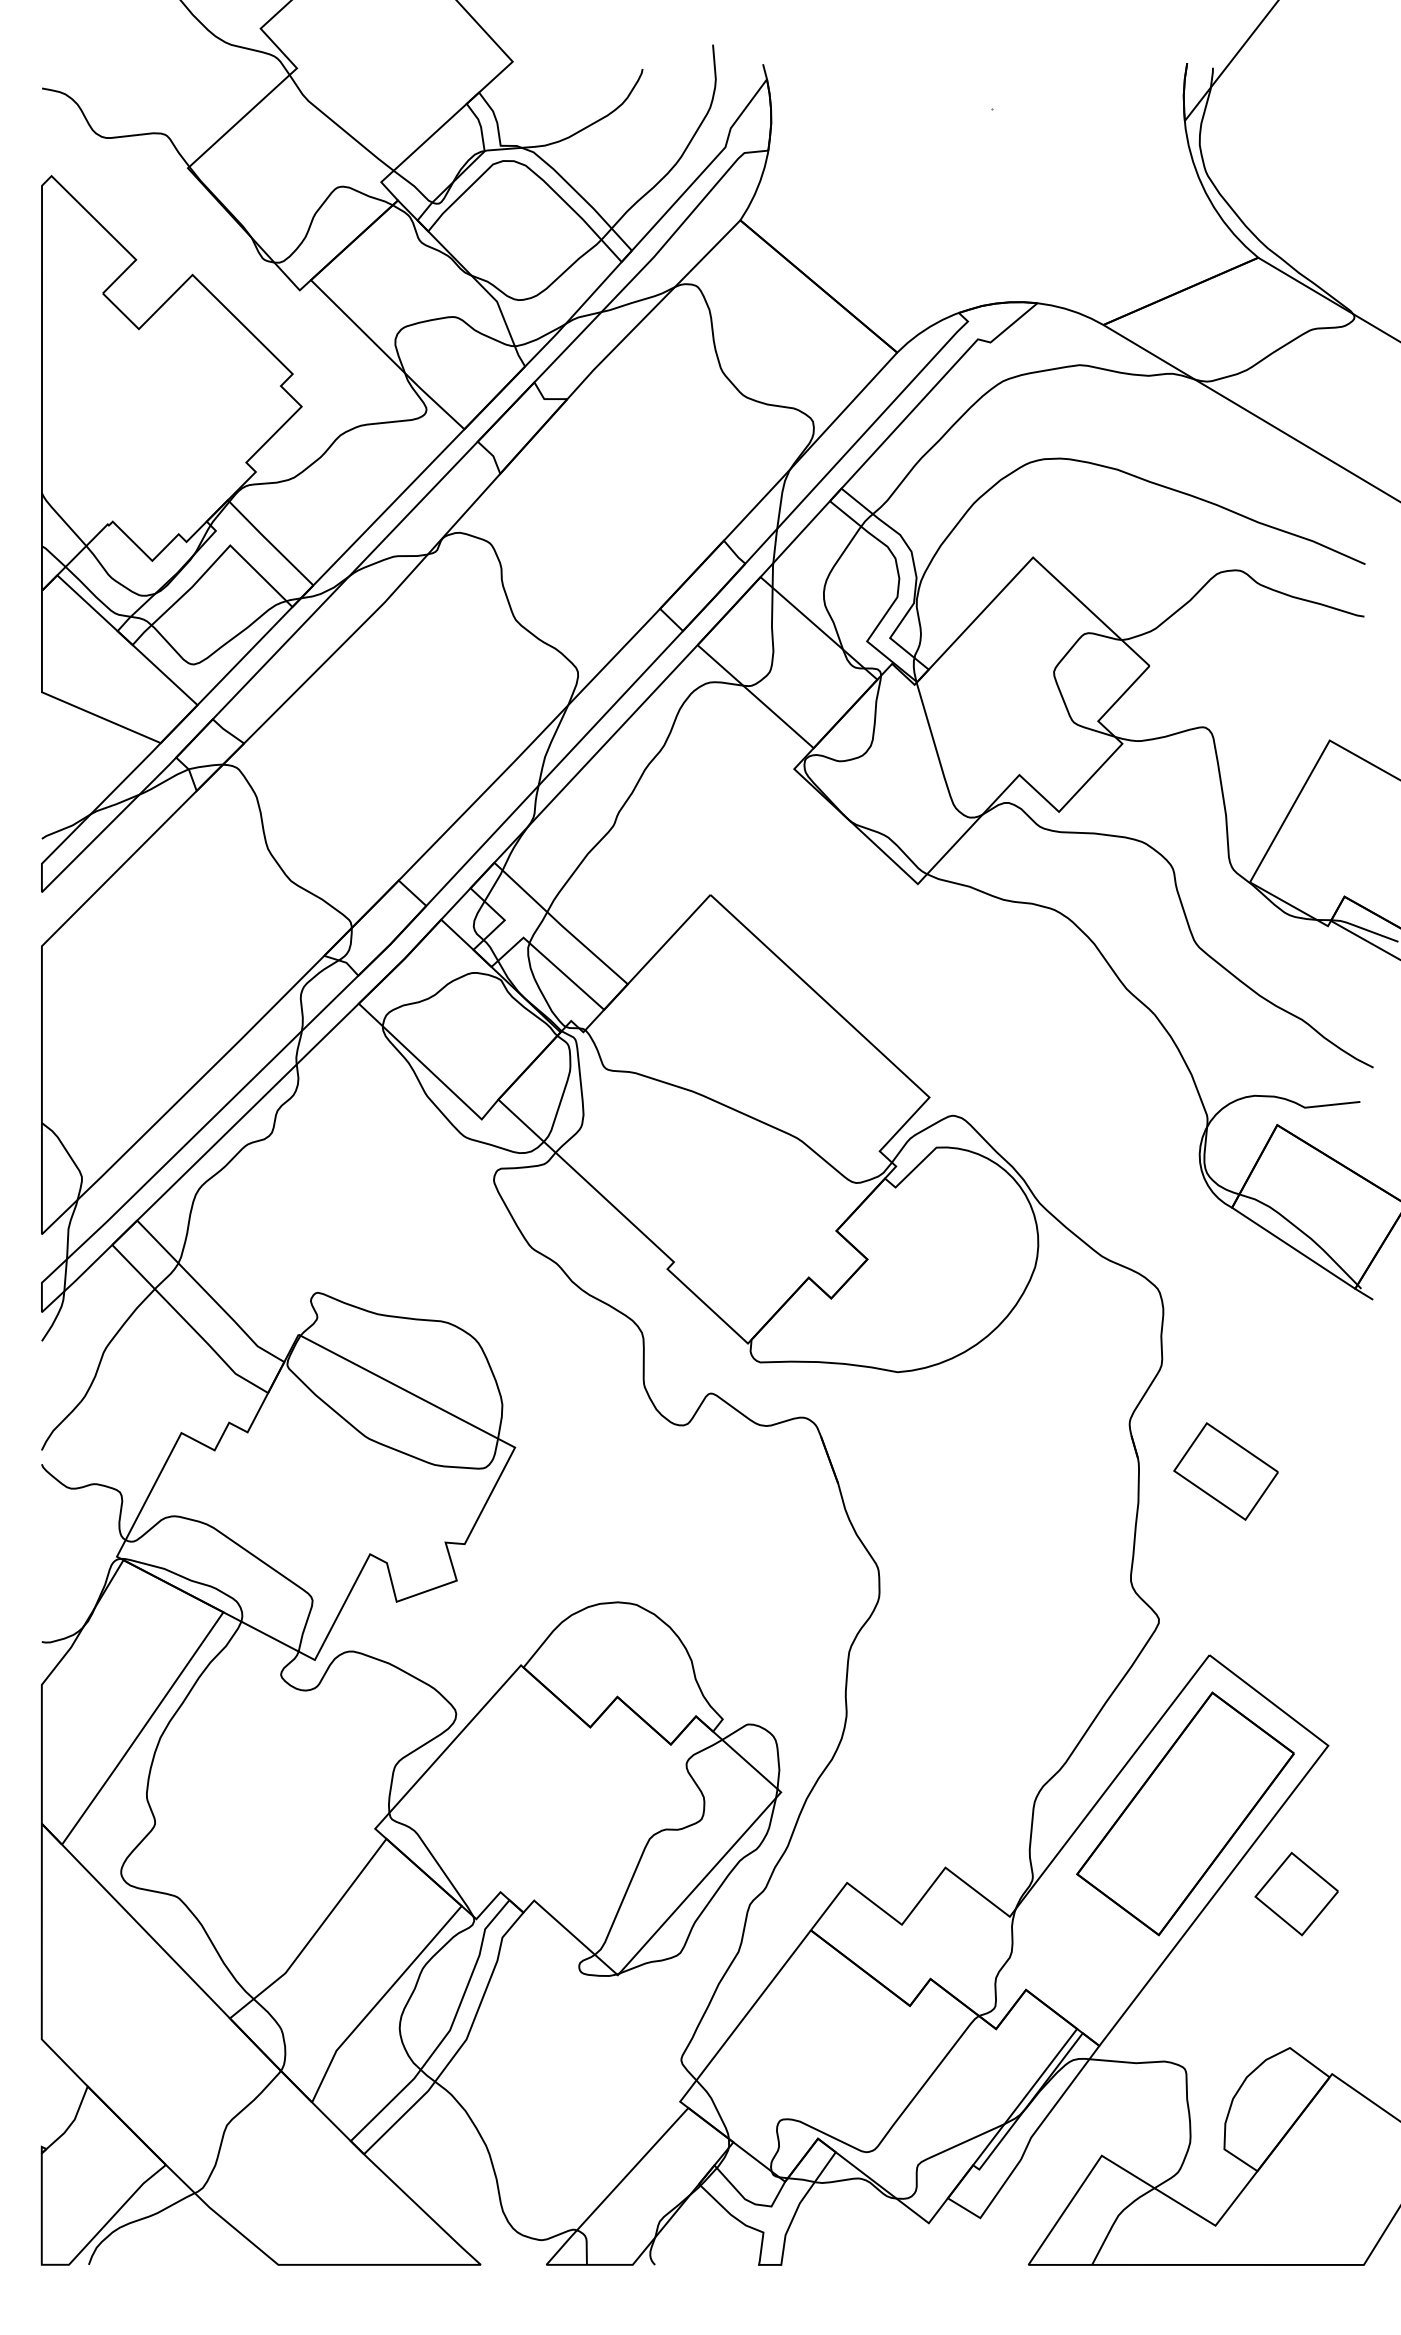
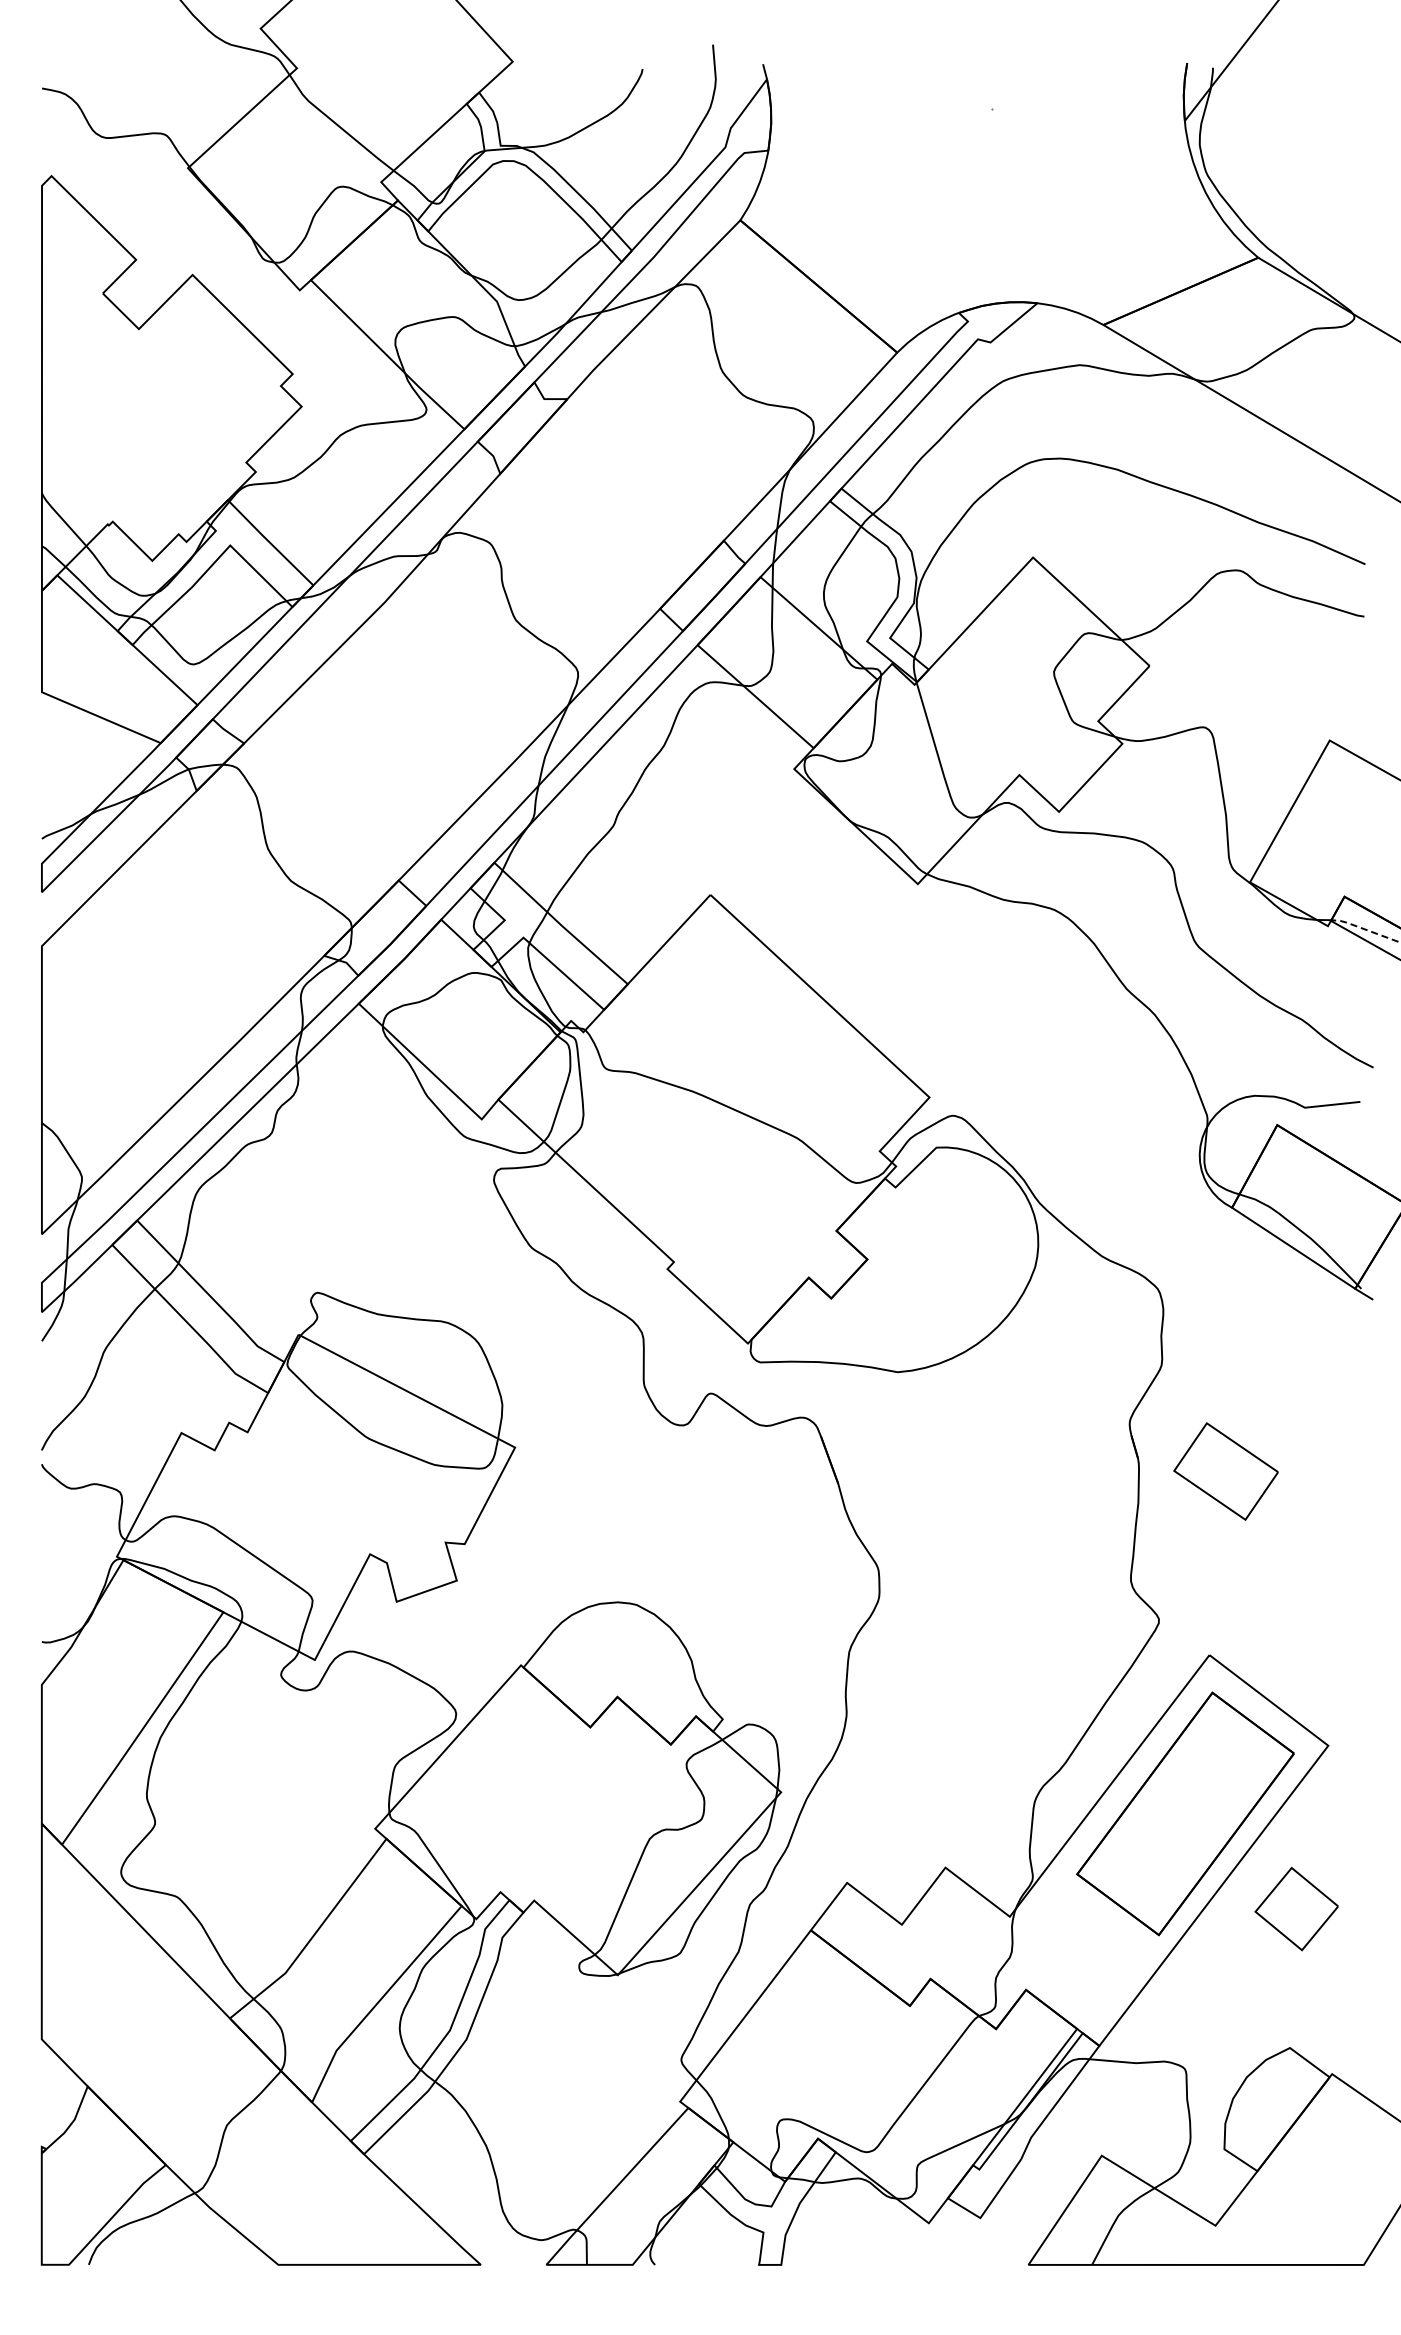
line: solid -> dashed (1363, 928)
part position: (1296, 1893) -> (1296, 1908) (1296, 1908)
